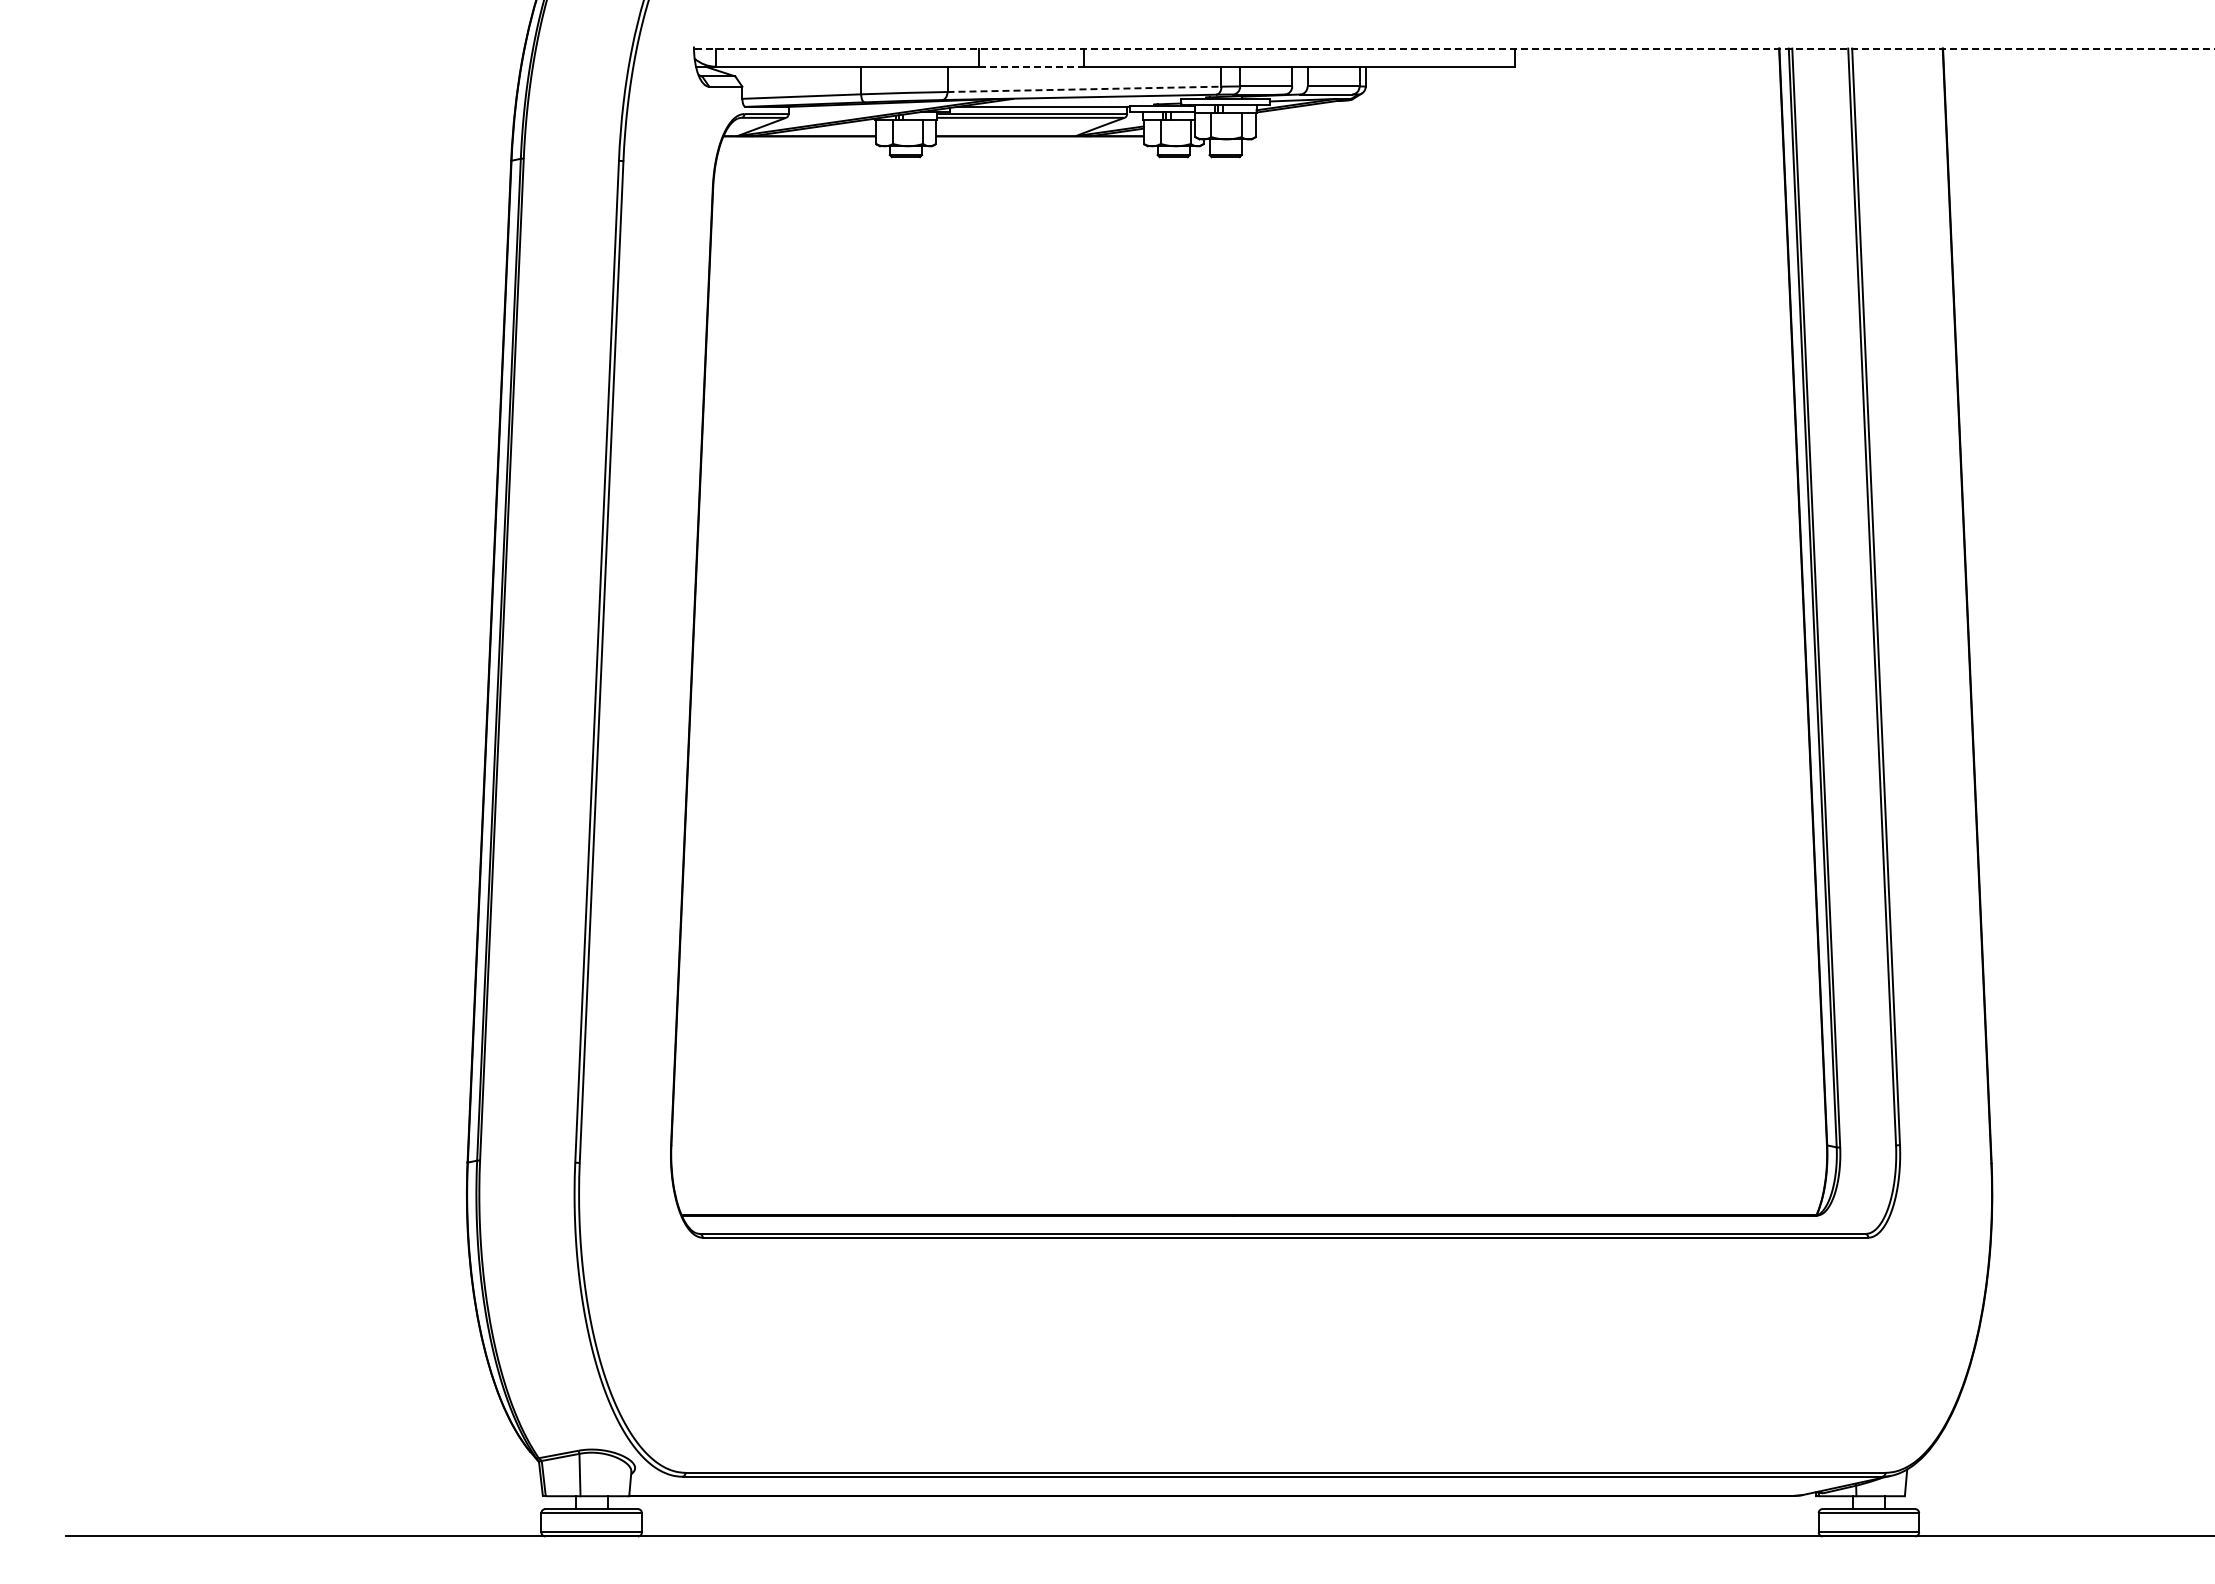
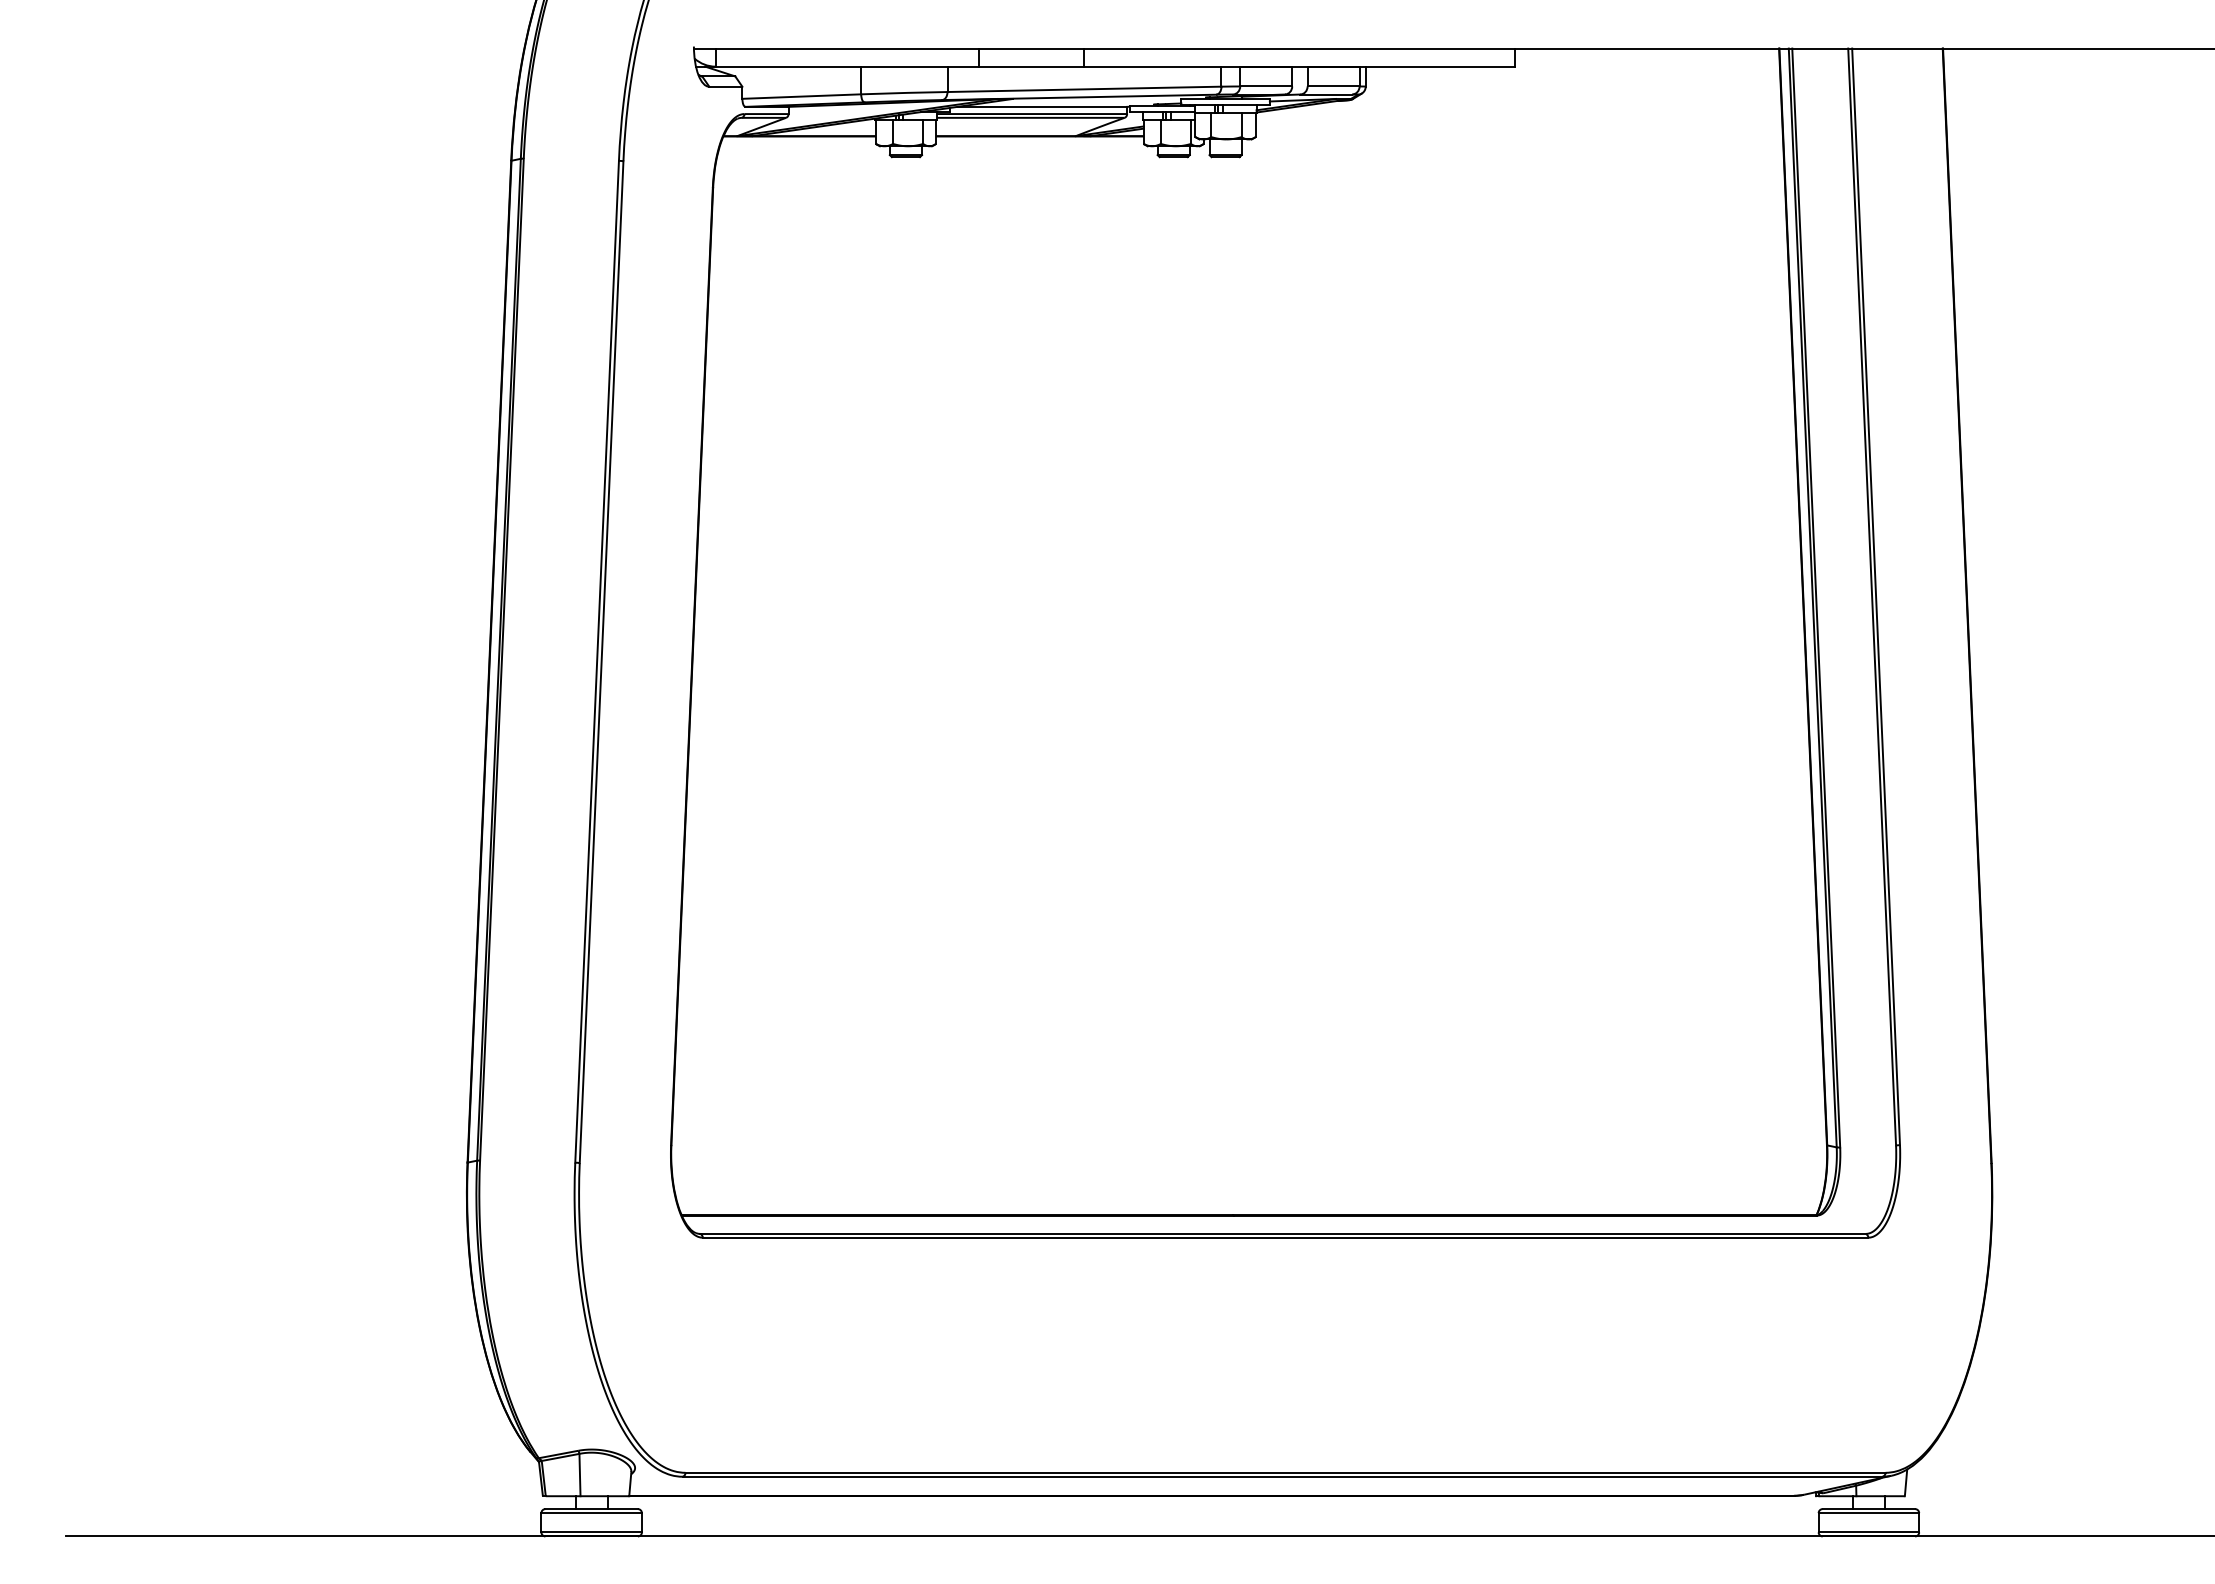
line: dashed -> solid (1453, 48)
line: dashed -> solid (1031, 66)
line: dashed -> solid (1084, 89)
